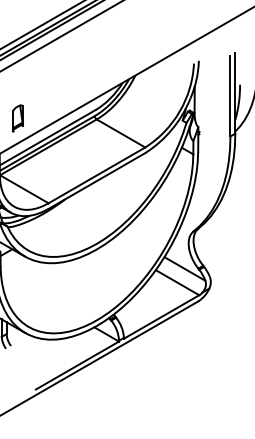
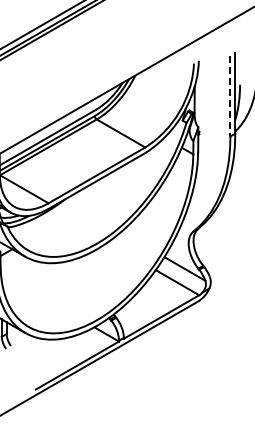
line: present -> none (61, 36)
line: solid -> dashed (230, 96)
part: present -> none (17, 118)
